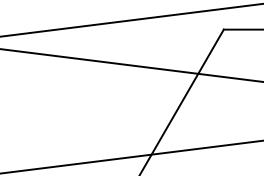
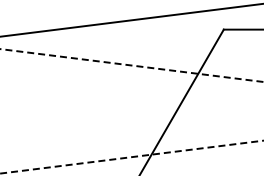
line: solid -> dashed (132, 65)
line: solid -> dashed (131, 157)
